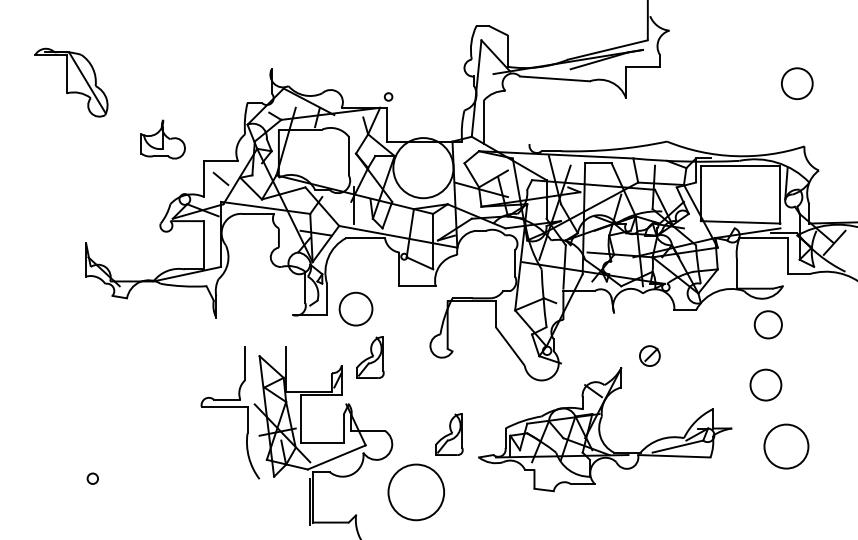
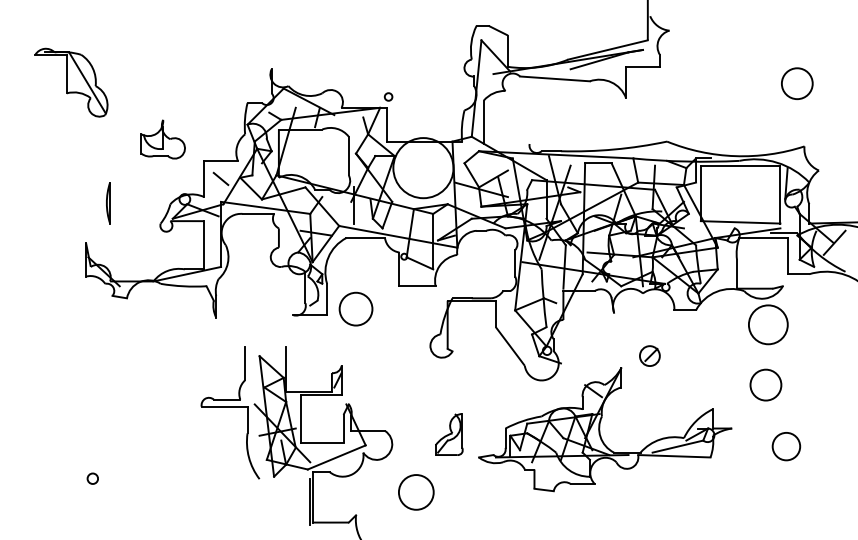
line: none -> present (107, 203)
circle diameter: 27 px -> 39 px (767, 324)
part: present -> none (370, 357)
circle diameter: 44 px -> 27 px (786, 446)
circle diameter: 56 px -> 35 px (415, 492)
